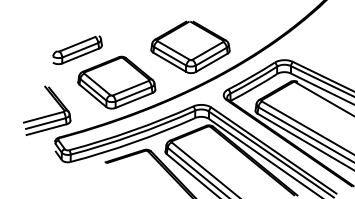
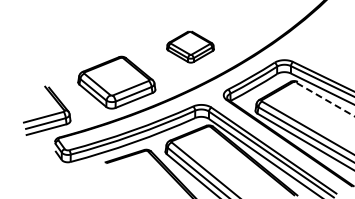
part size: 81x54 px -> 49x34 px (190, 46)
part: present -> none (77, 50)
line: solid -> dashed (324, 99)
